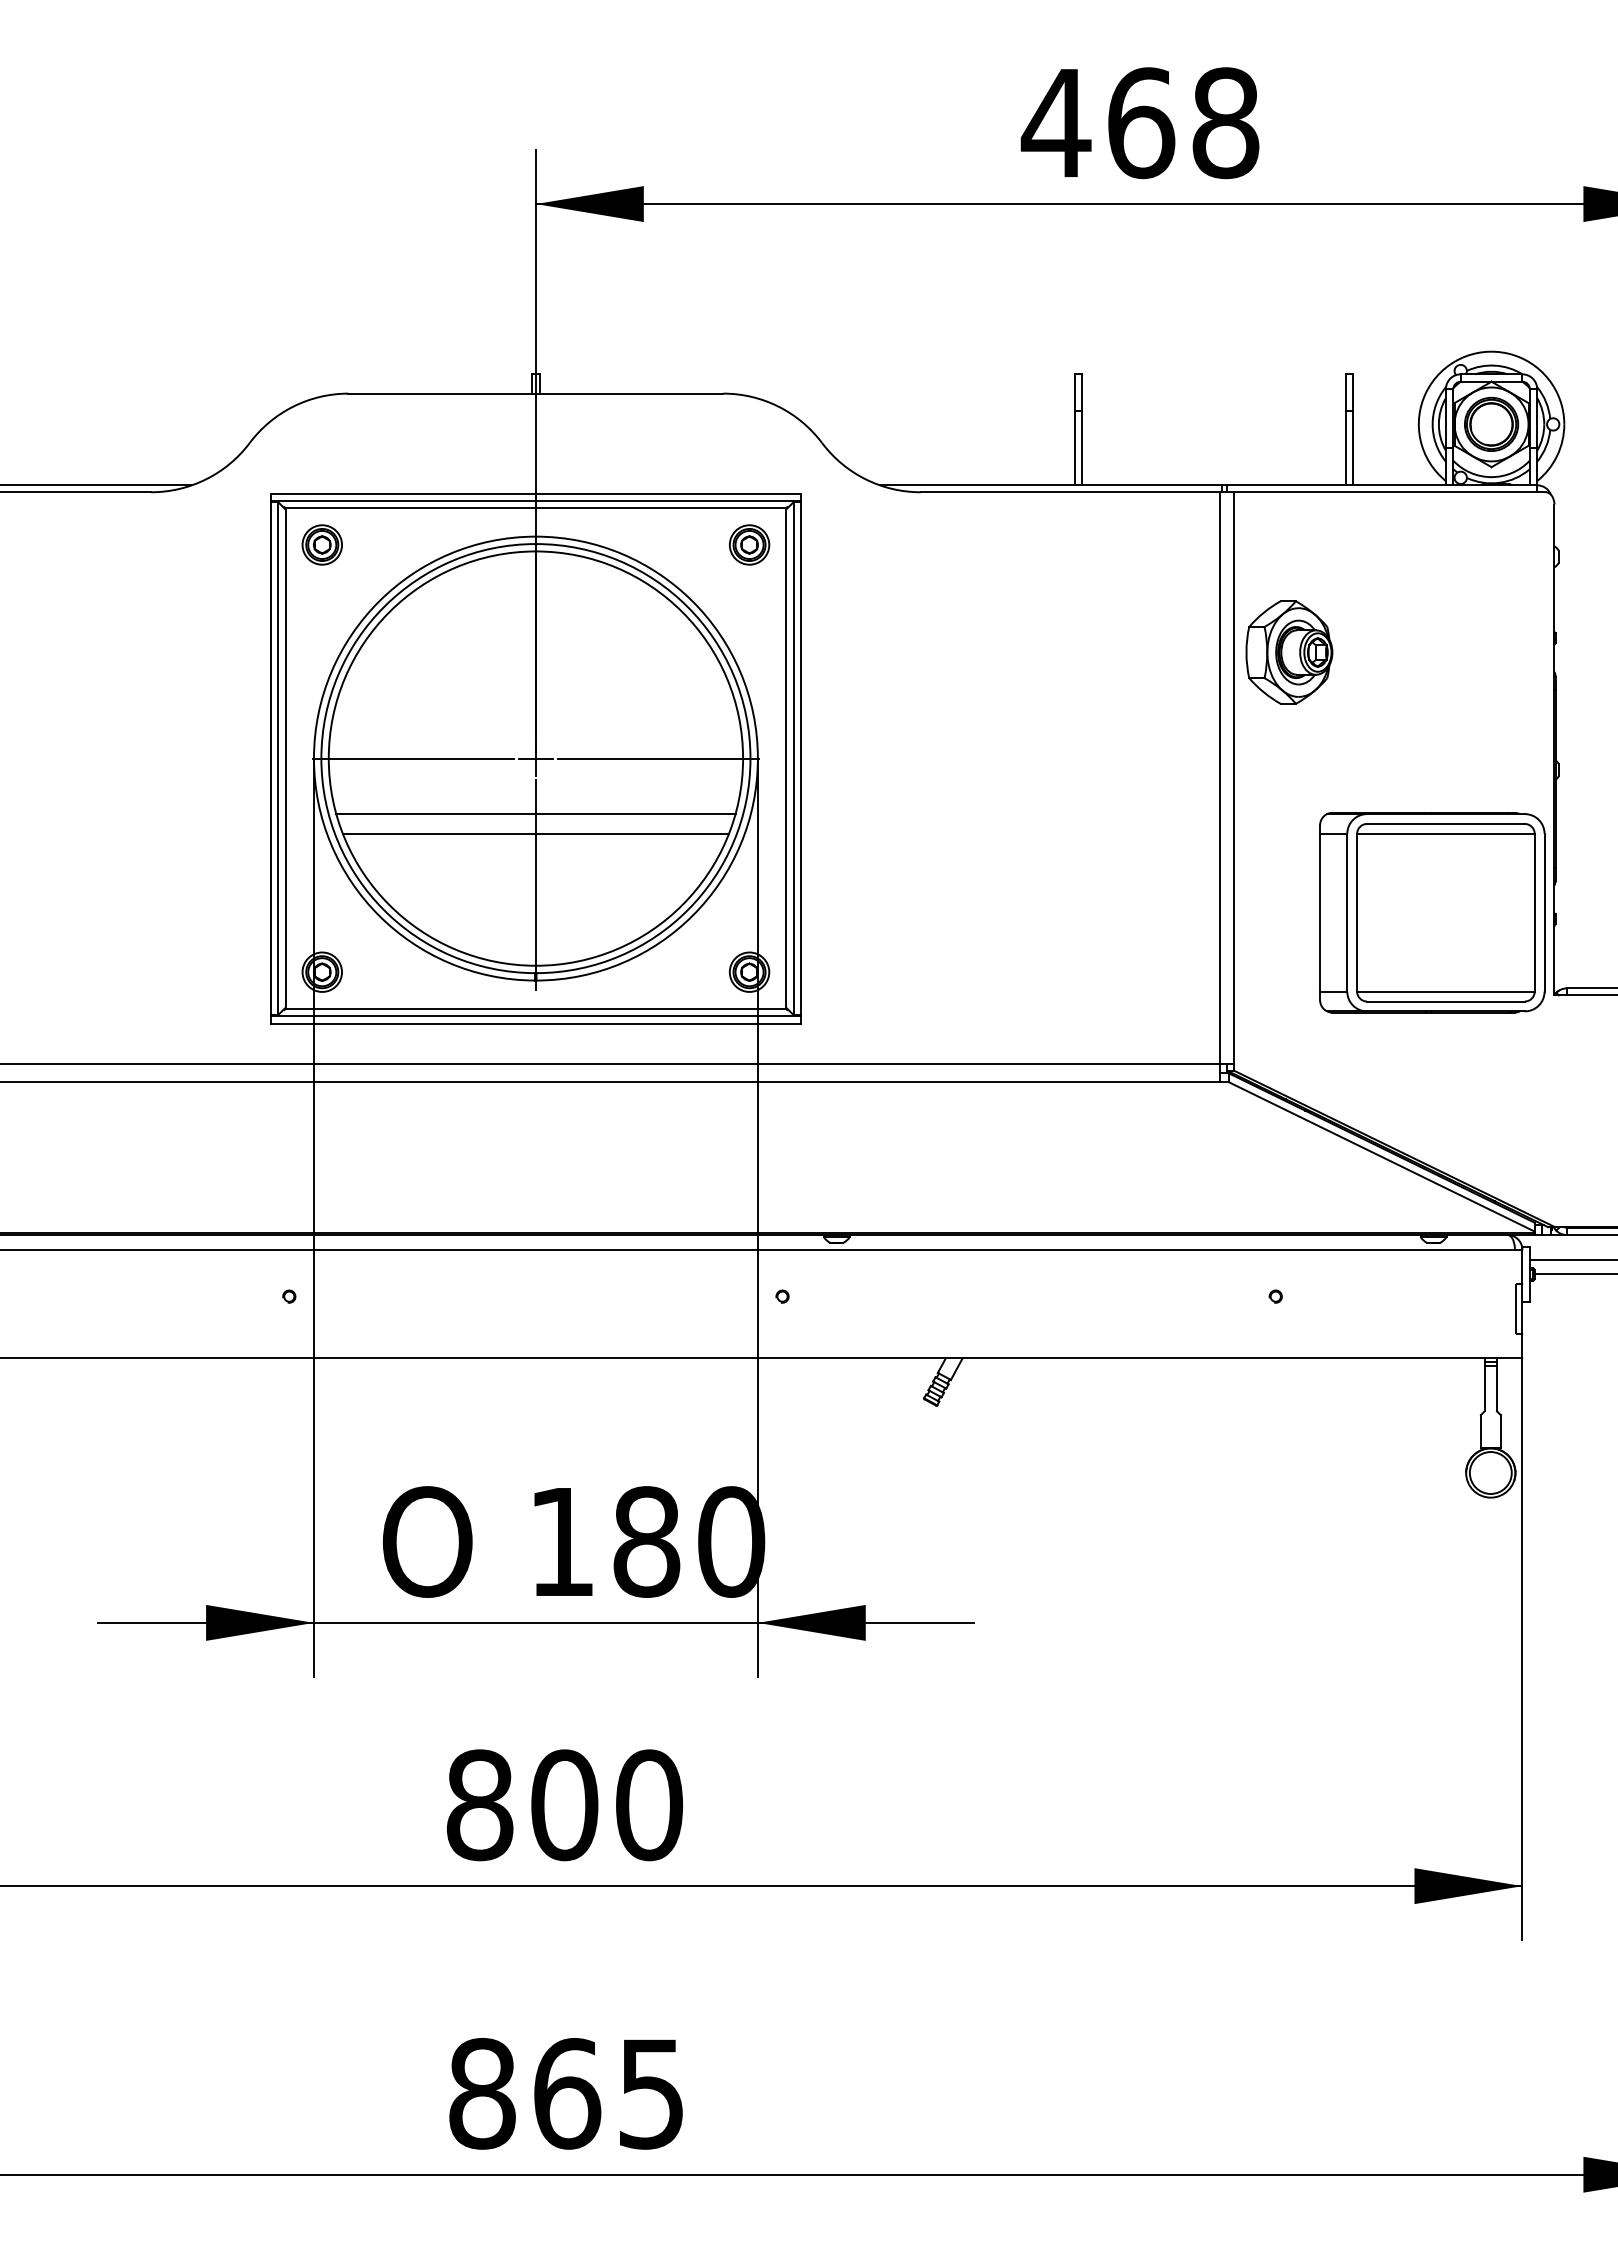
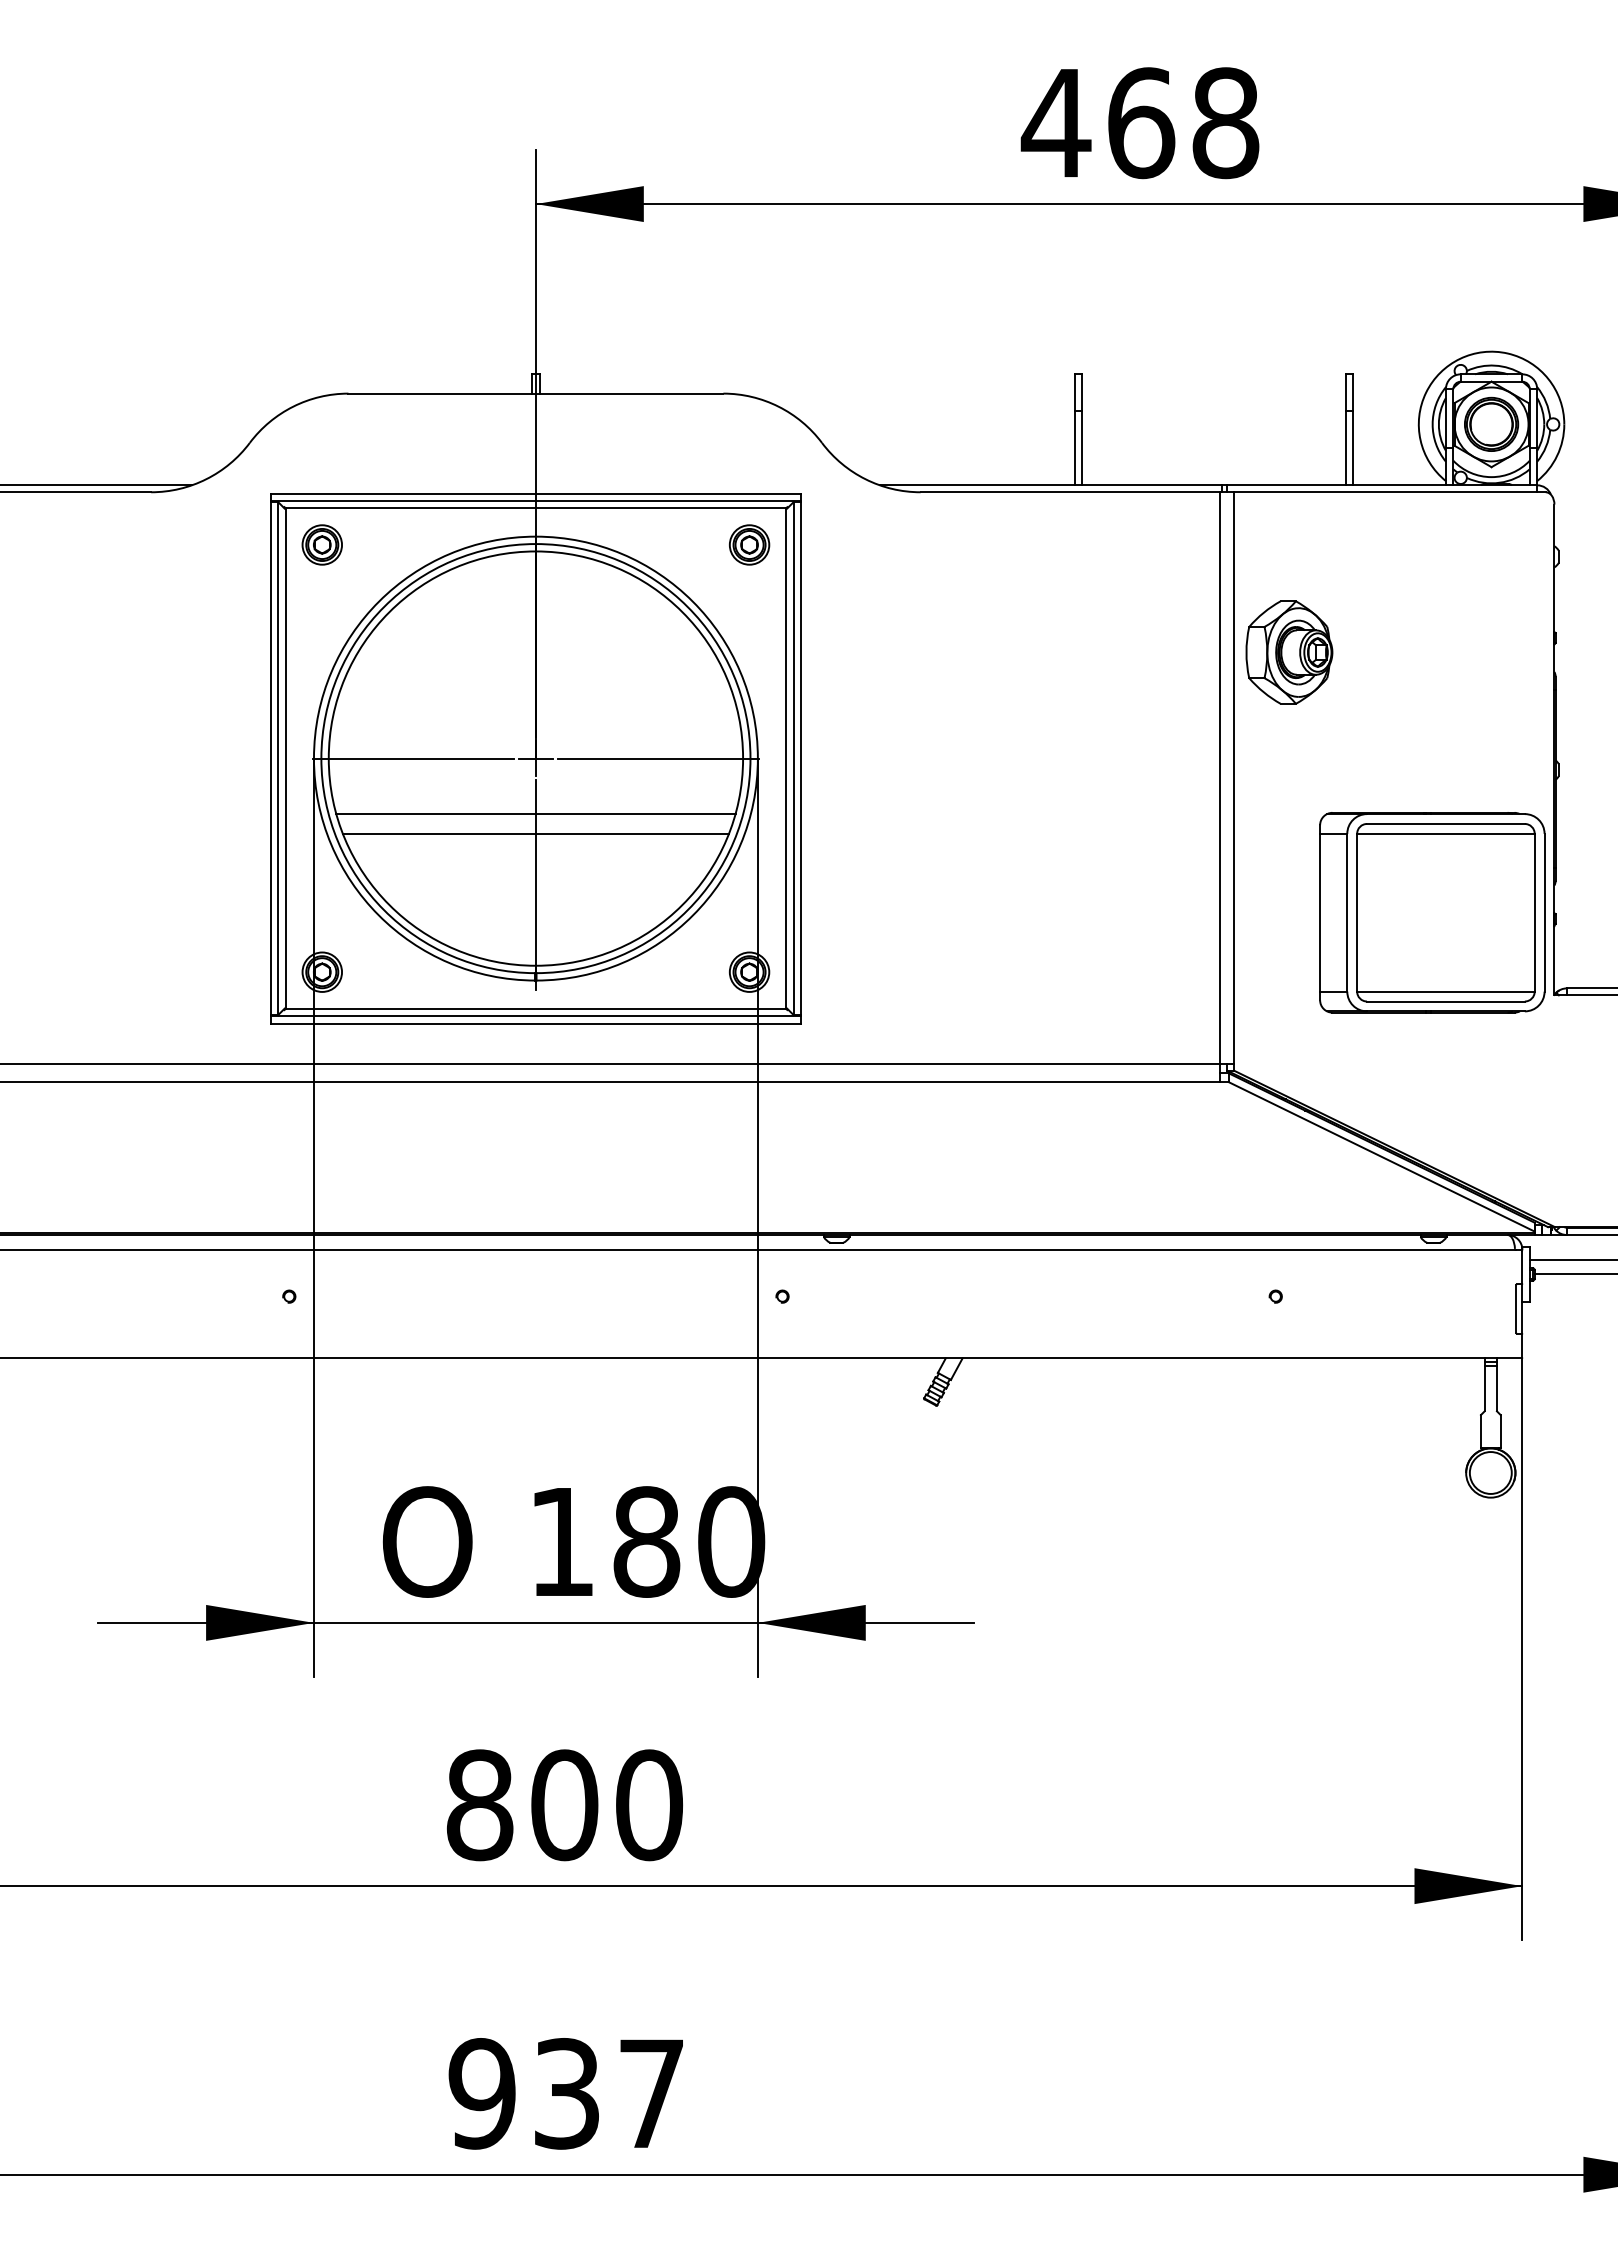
text: 865 -> 937 (565, 2093)
